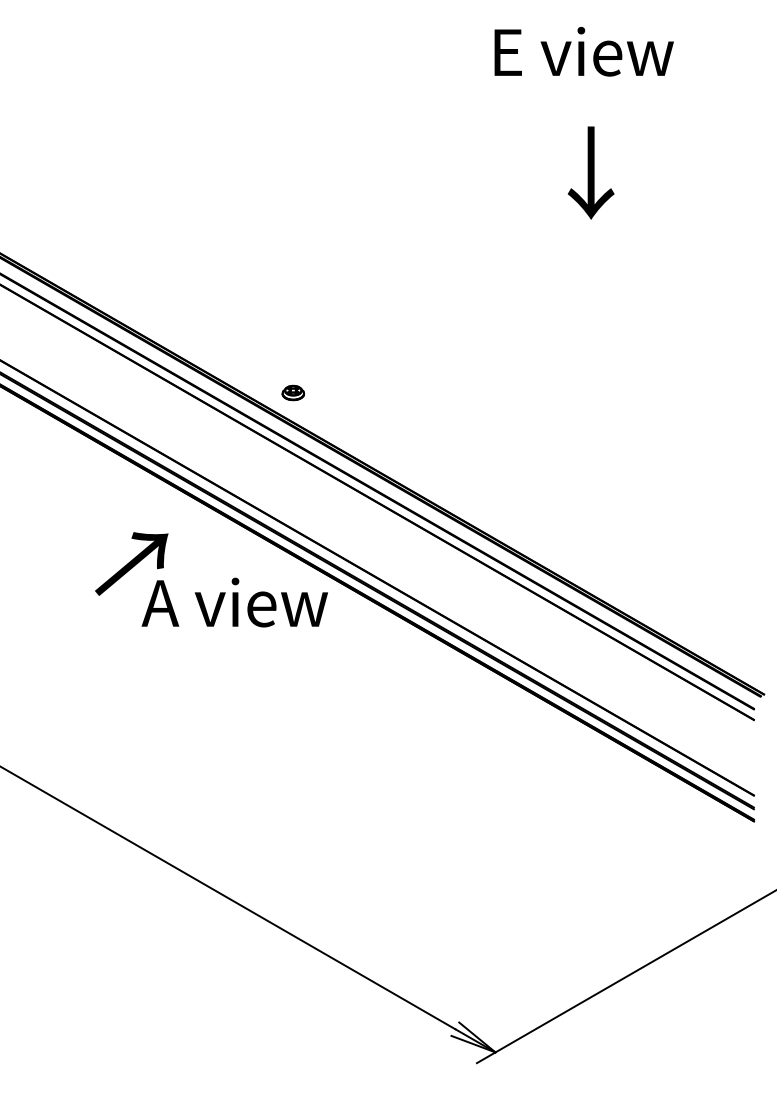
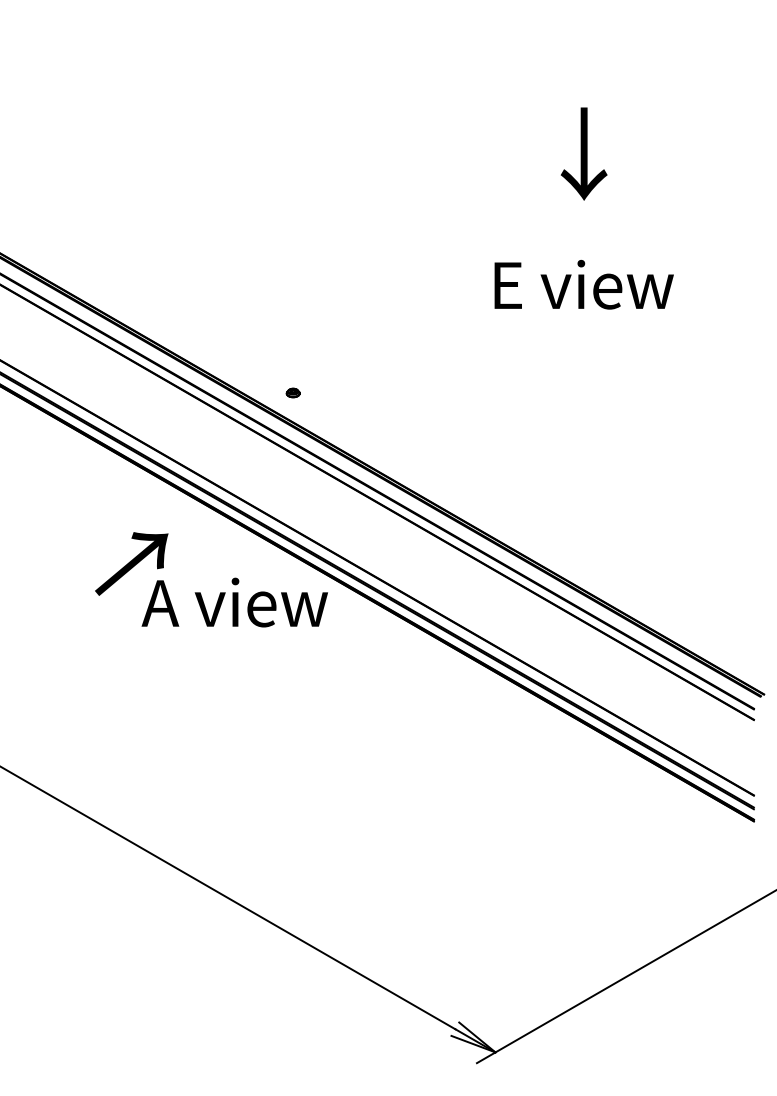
text position: (583, 51) -> (583, 284) (583, 284)
text position: (590, 172) -> (583, 153) (583, 153)
part size: 24x18 px -> 16x12 px (292, 392)
